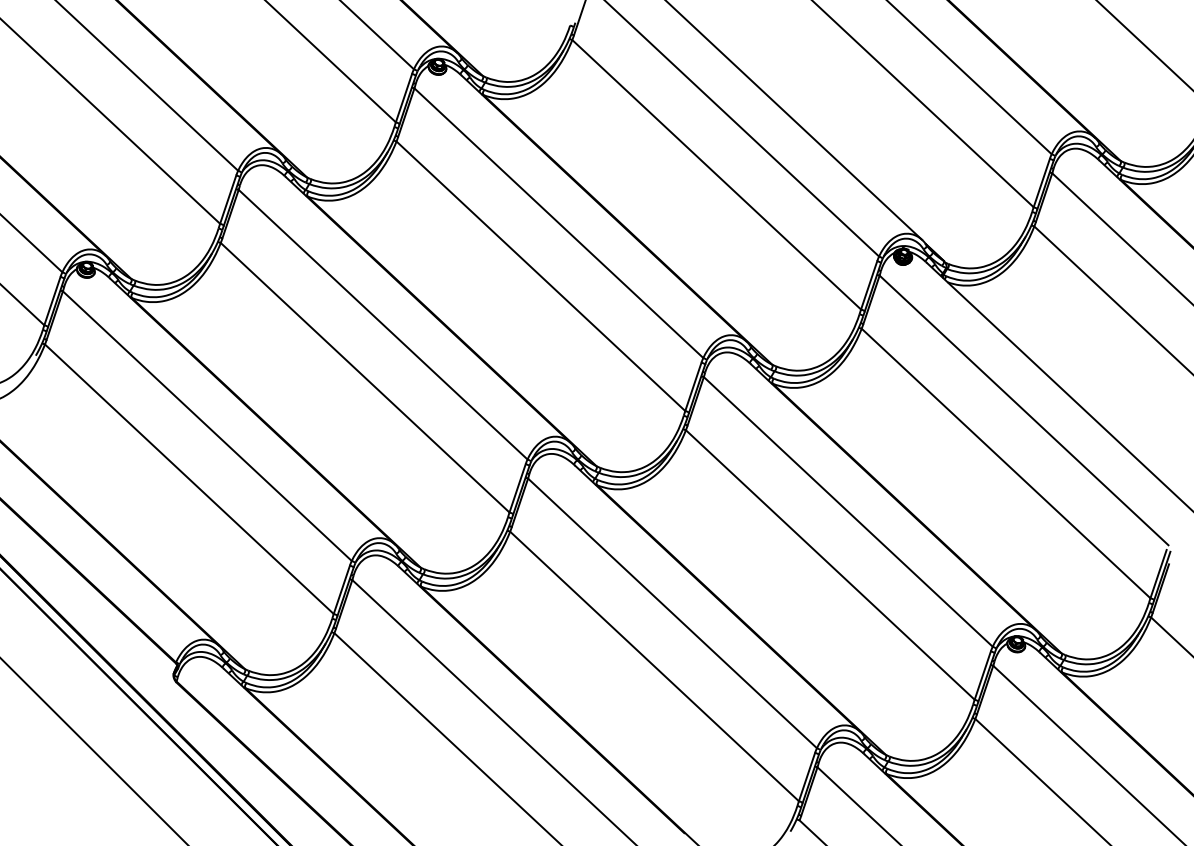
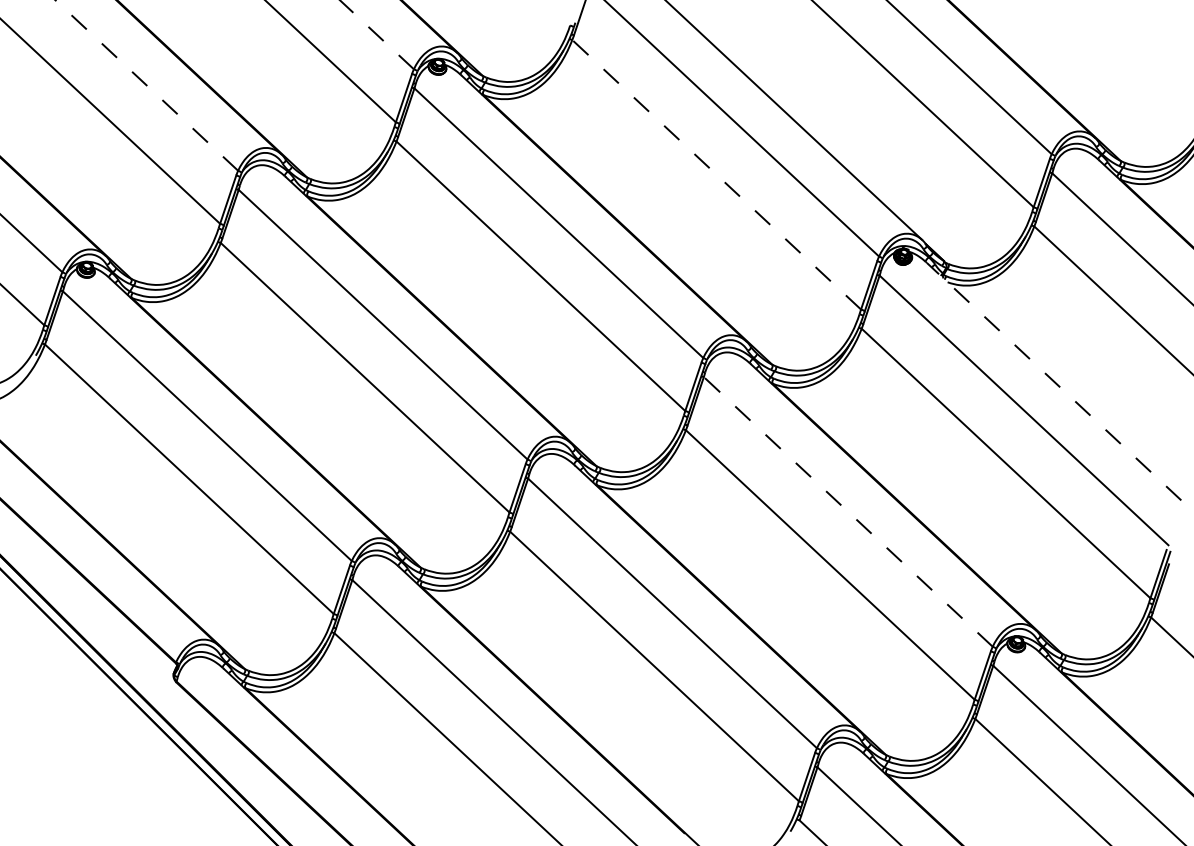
line: solid -> dashed (376, 34)
line: present -> none (1144, 45)
line: solid -> dashed (146, 85)
line: solid -> dashed (716, 174)
line: solid -> dashed (1059, 387)
line: solid -> dashed (848, 511)
line: present -> none (93, 750)
